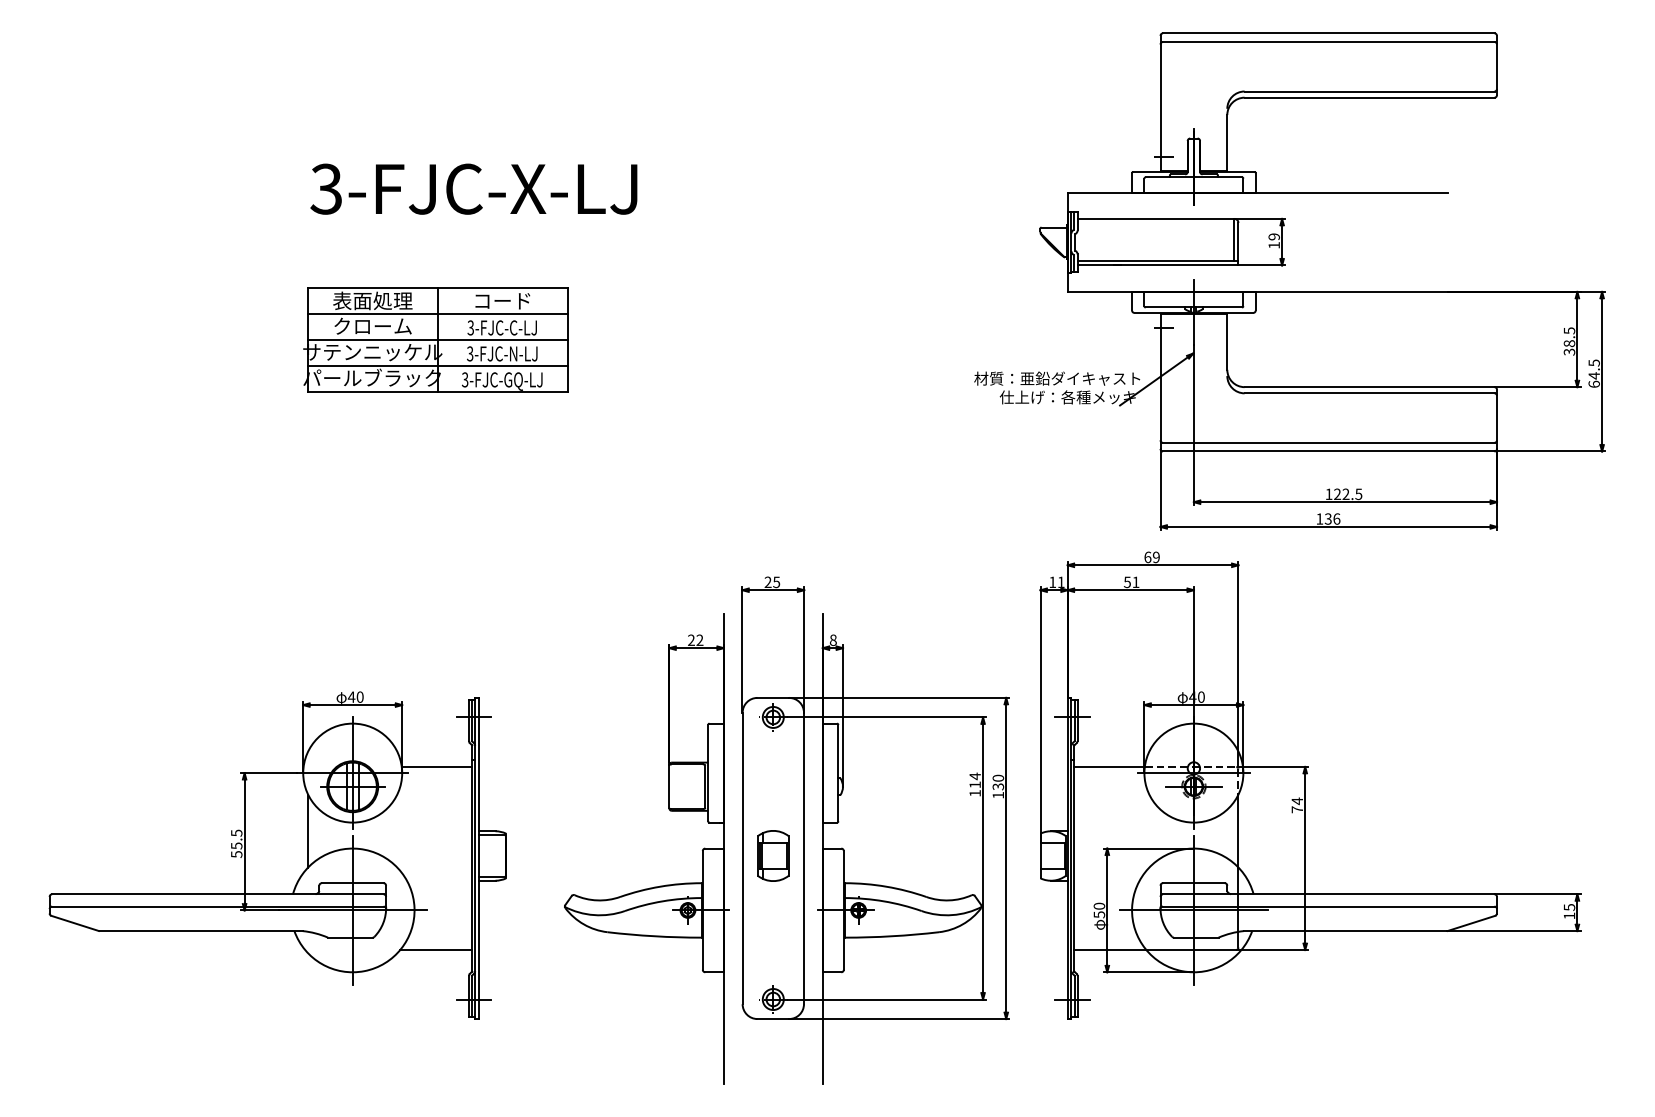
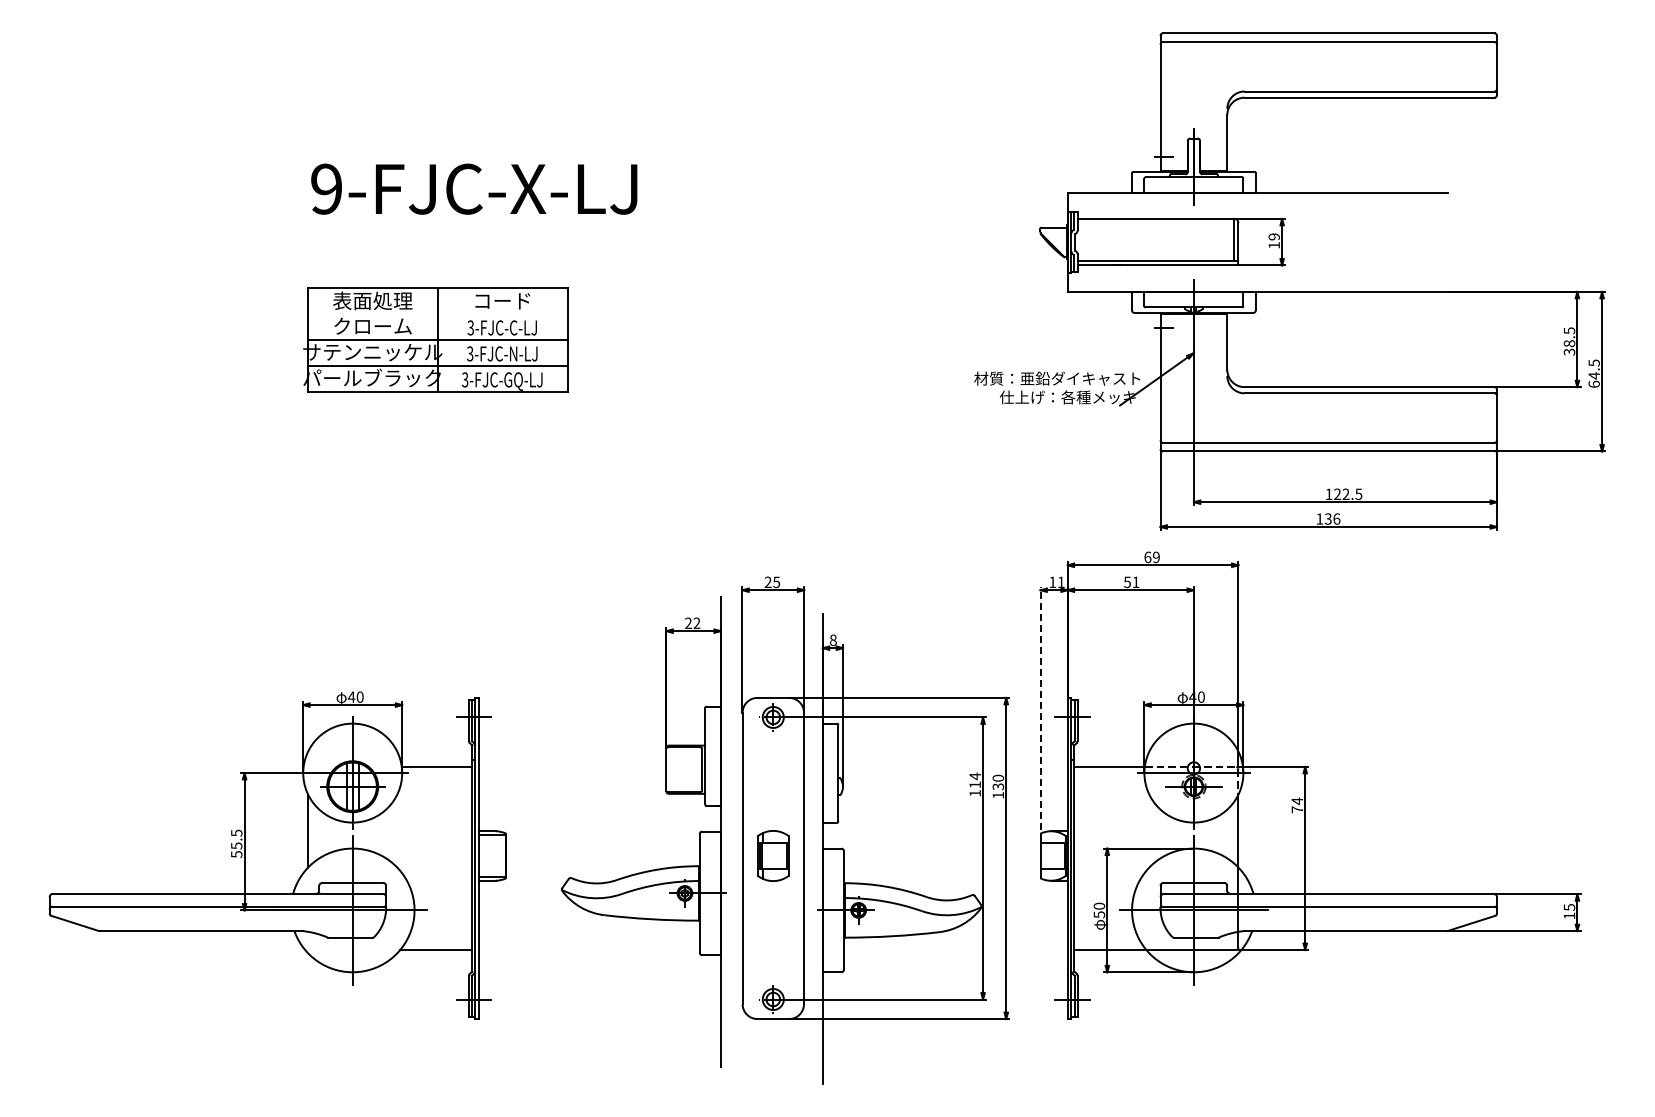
text: 3-FJC-X-LJ -> 9-FJC-X-LJ (325, 188)
line: present -> none (437, 314)
line: solid -> dashed (1040, 713)
part position: (654, 886) -> (651, 869) (651, 869)
